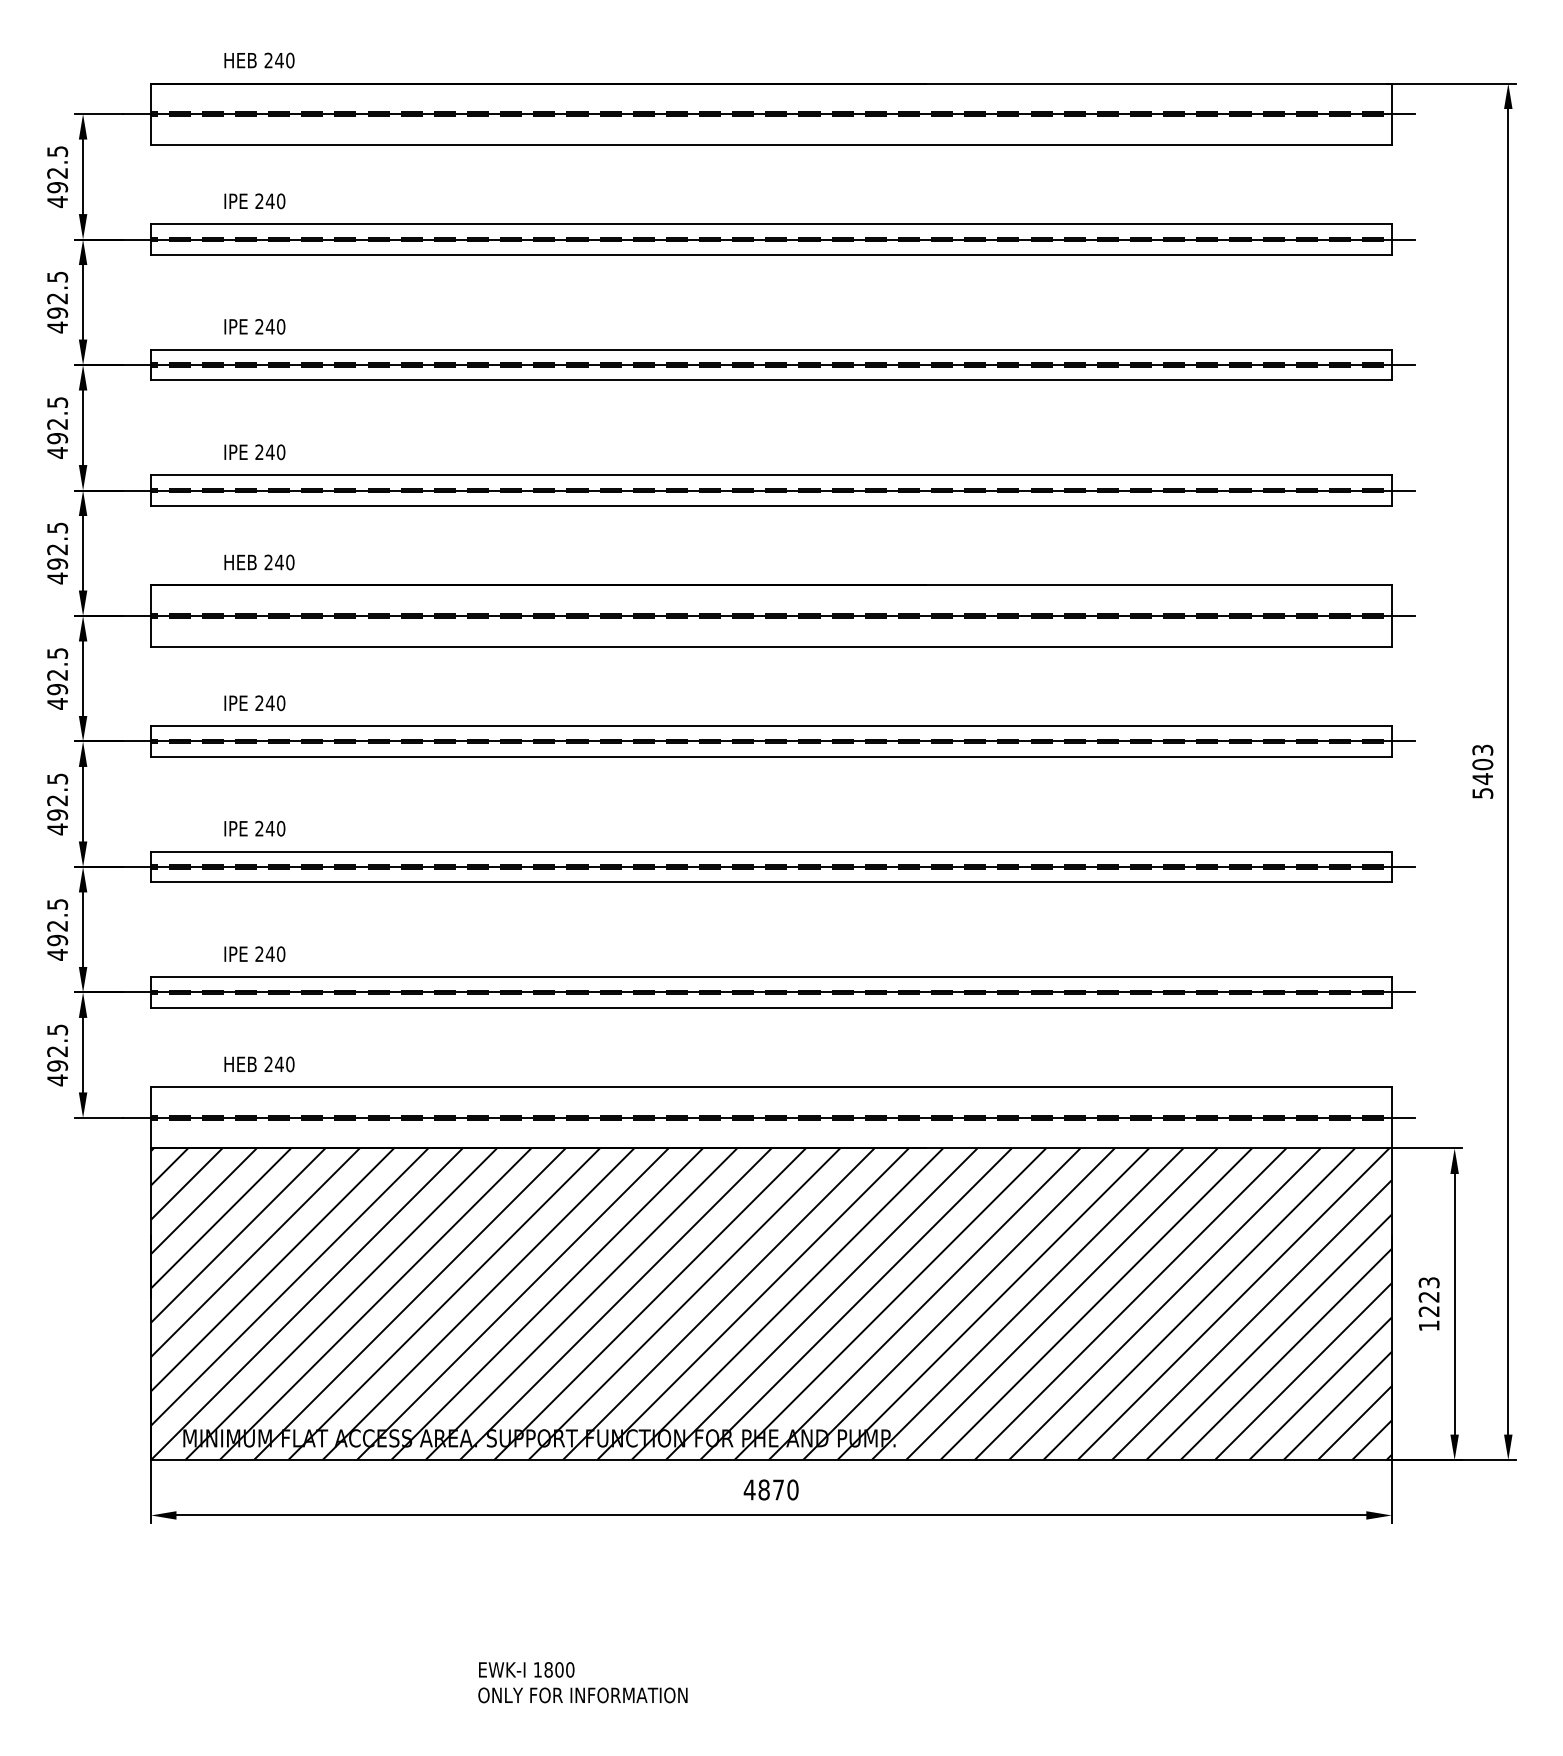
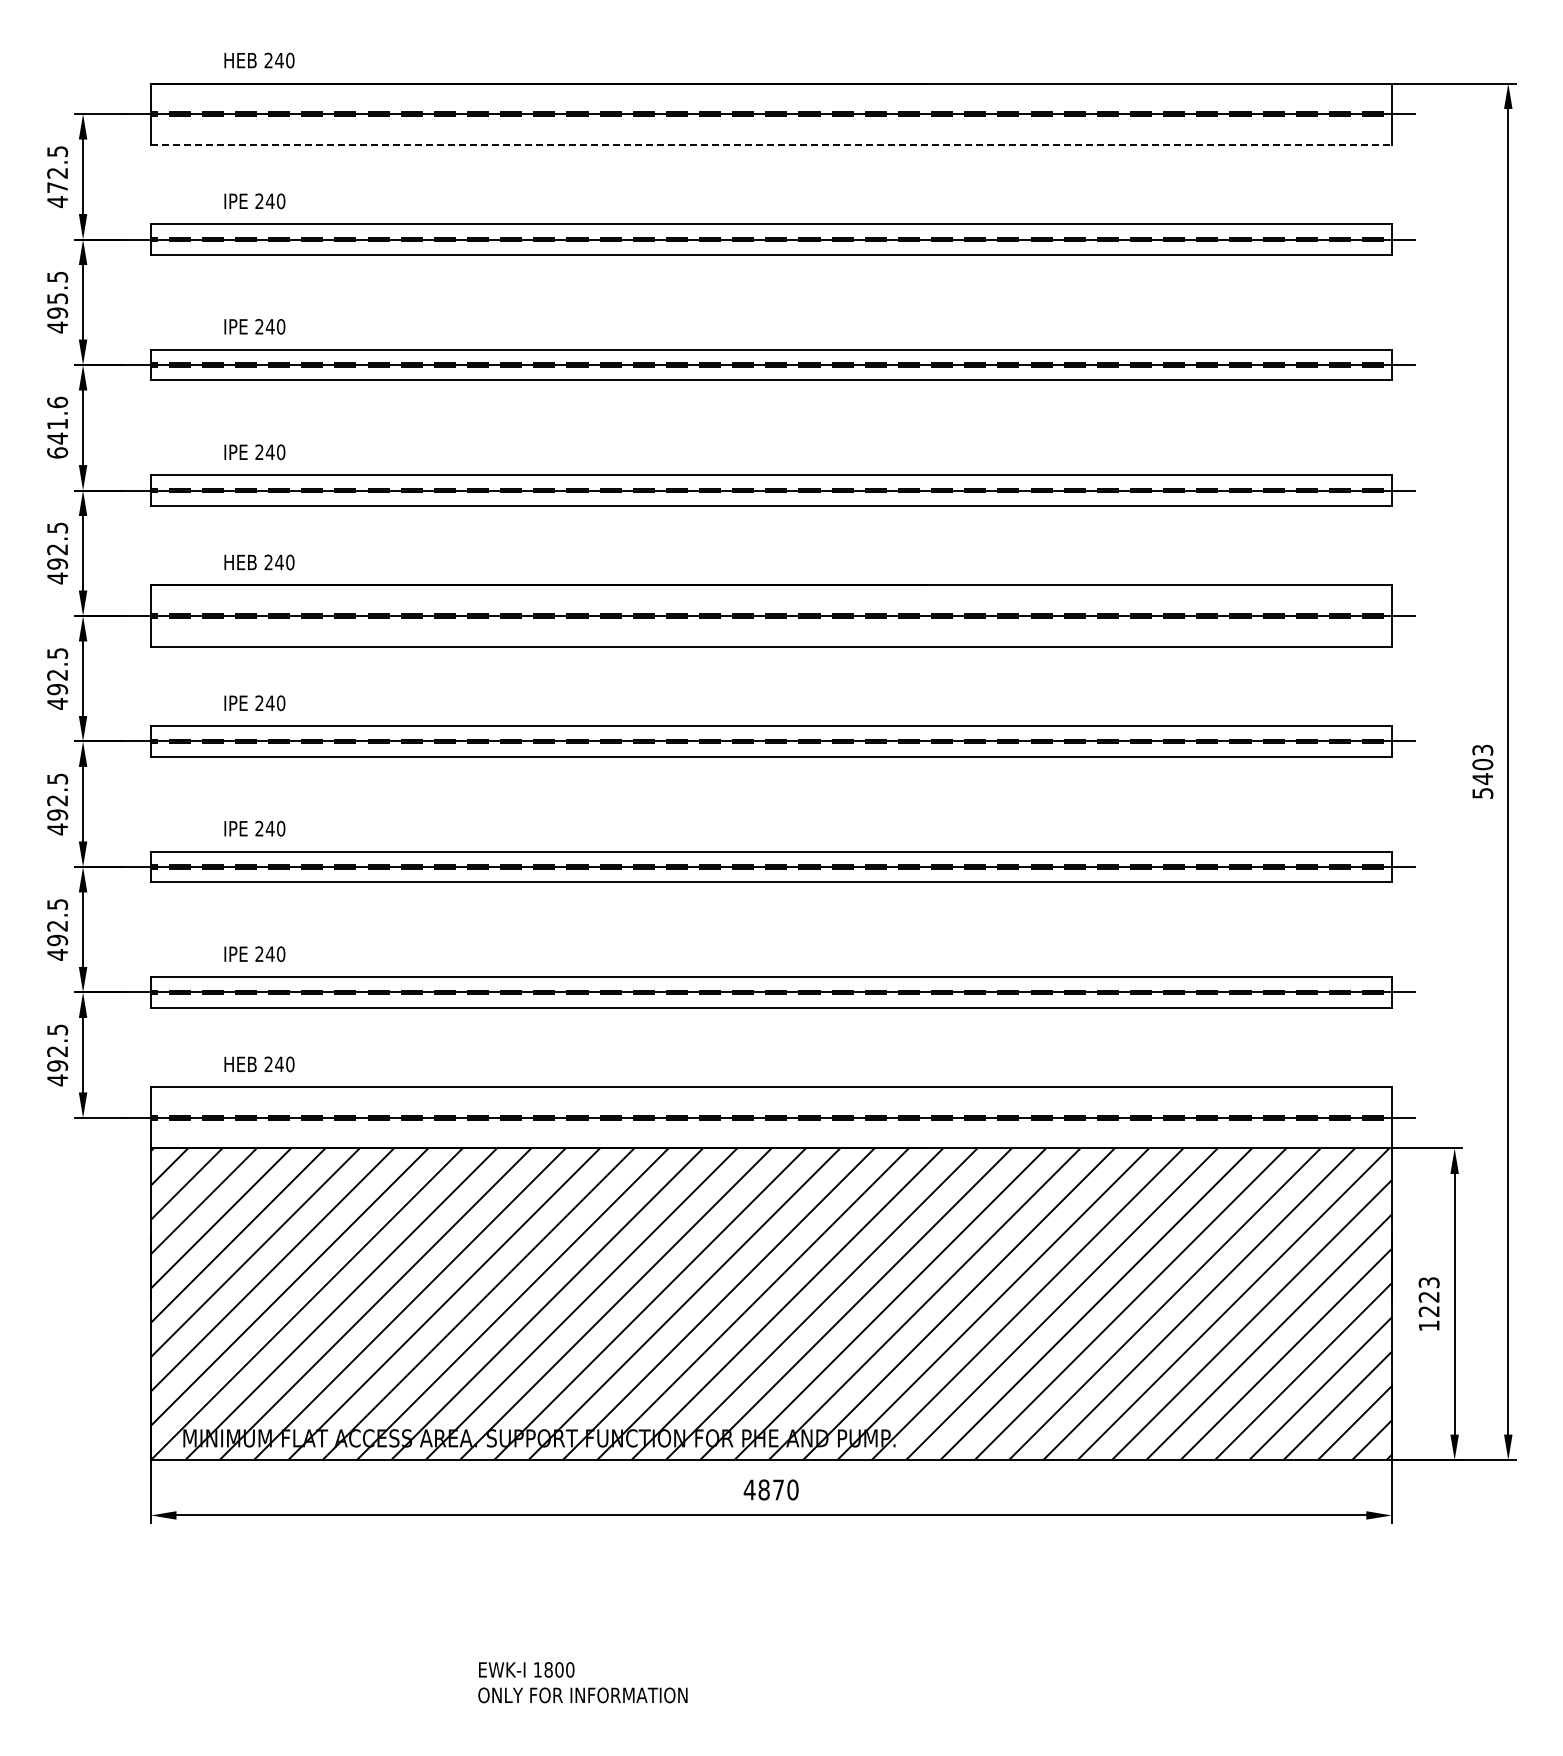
line: solid -> dashed (771, 144)
text: 492.5 -> 472.5 (57, 187)
text: 492.5 -> 495.5 (57, 298)
text: 492.5 -> 641.6 (57, 427)
